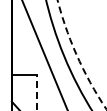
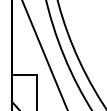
arc: dashed -> solid (77, 56)
line: dashed -> solid (37, 92)
